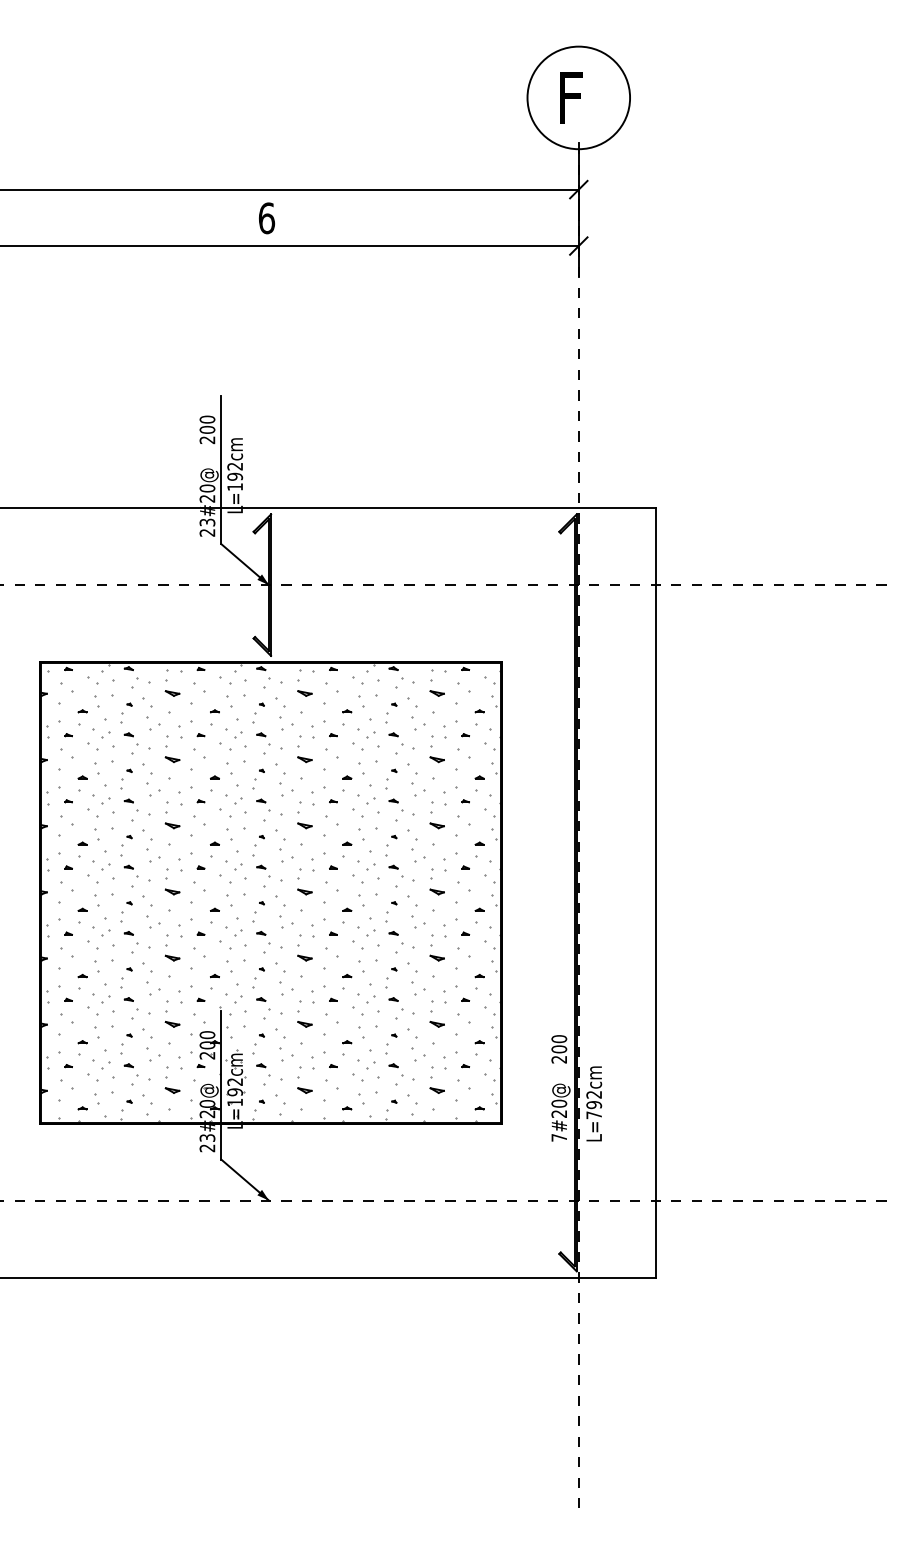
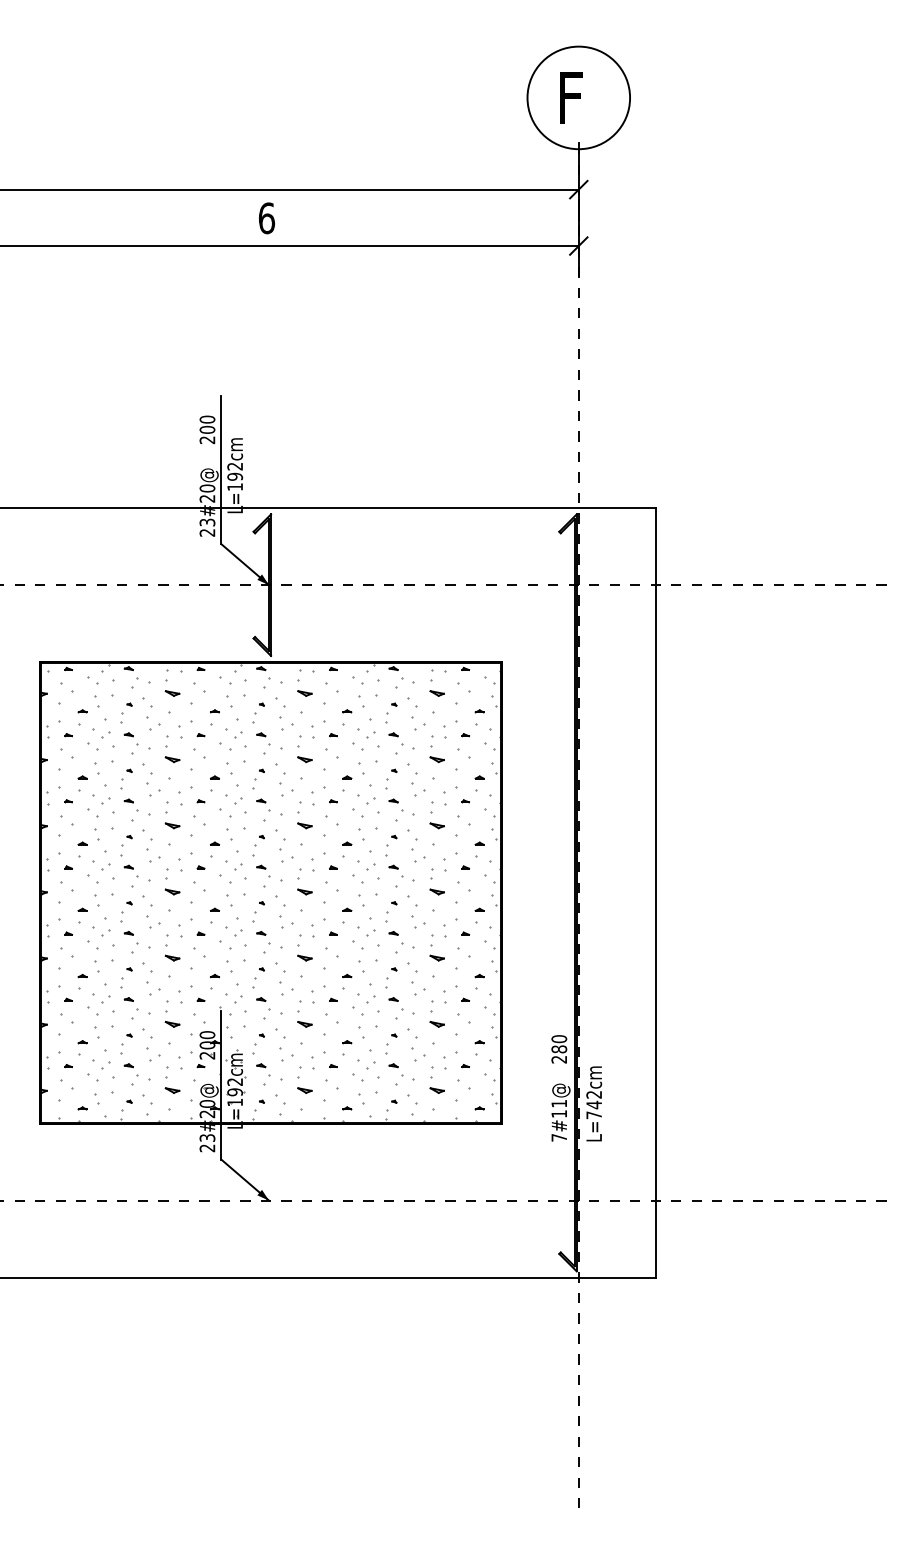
text: 200 -> 280 (558, 1049)
text: L=792cm -> L=742cm (594, 1104)
text: 7#20@ -> 7#11@ (559, 1108)
